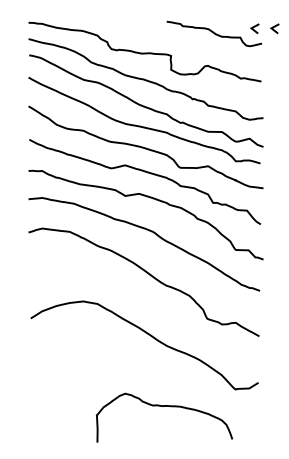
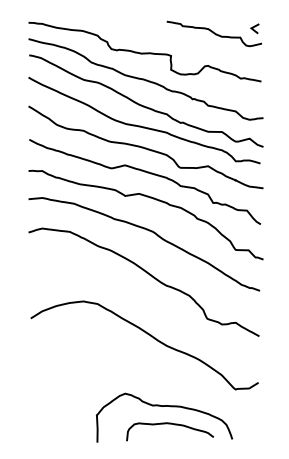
line: present -> none (274, 27)
curve: none -> present (170, 424)
